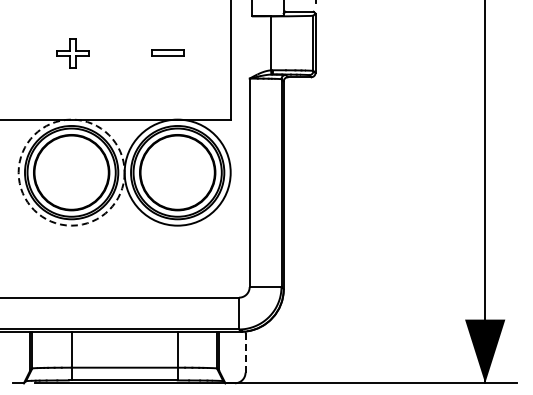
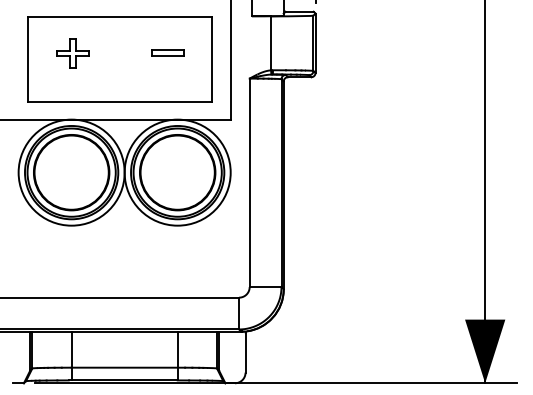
part: none -> present (119, 59)
circle: dashed -> solid (71, 172)
line: dashed -> solid (245, 353)
